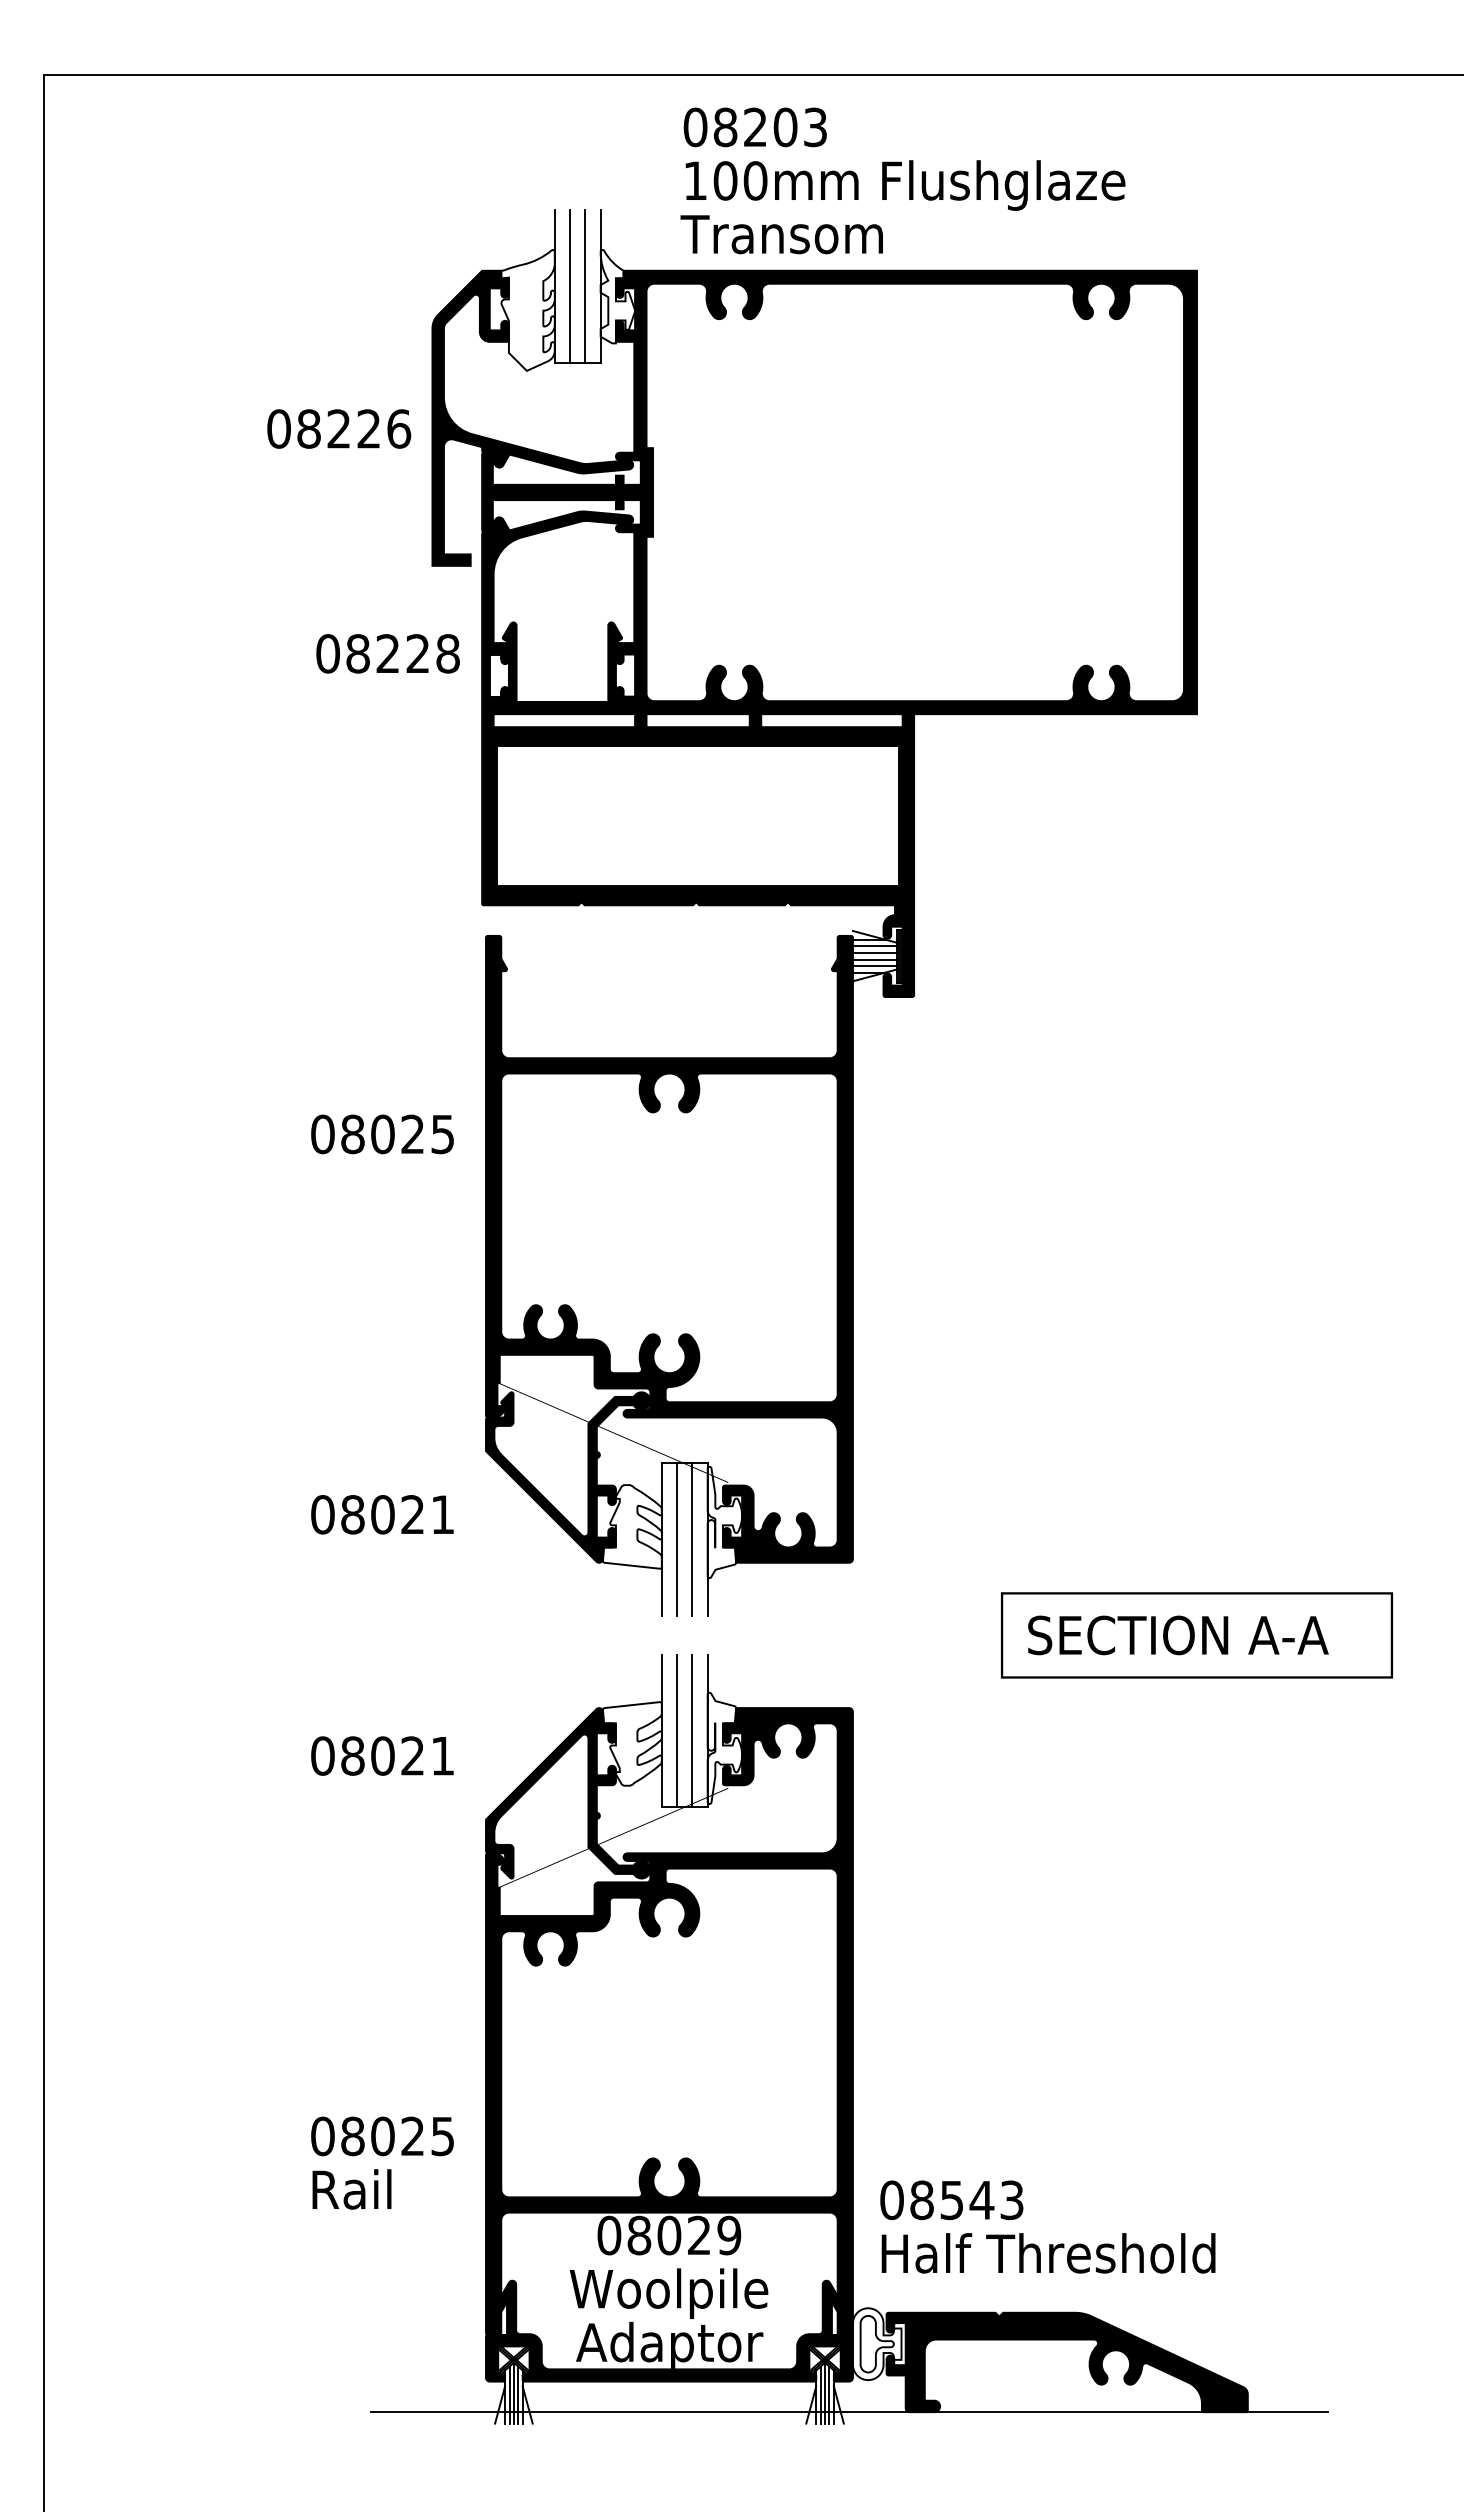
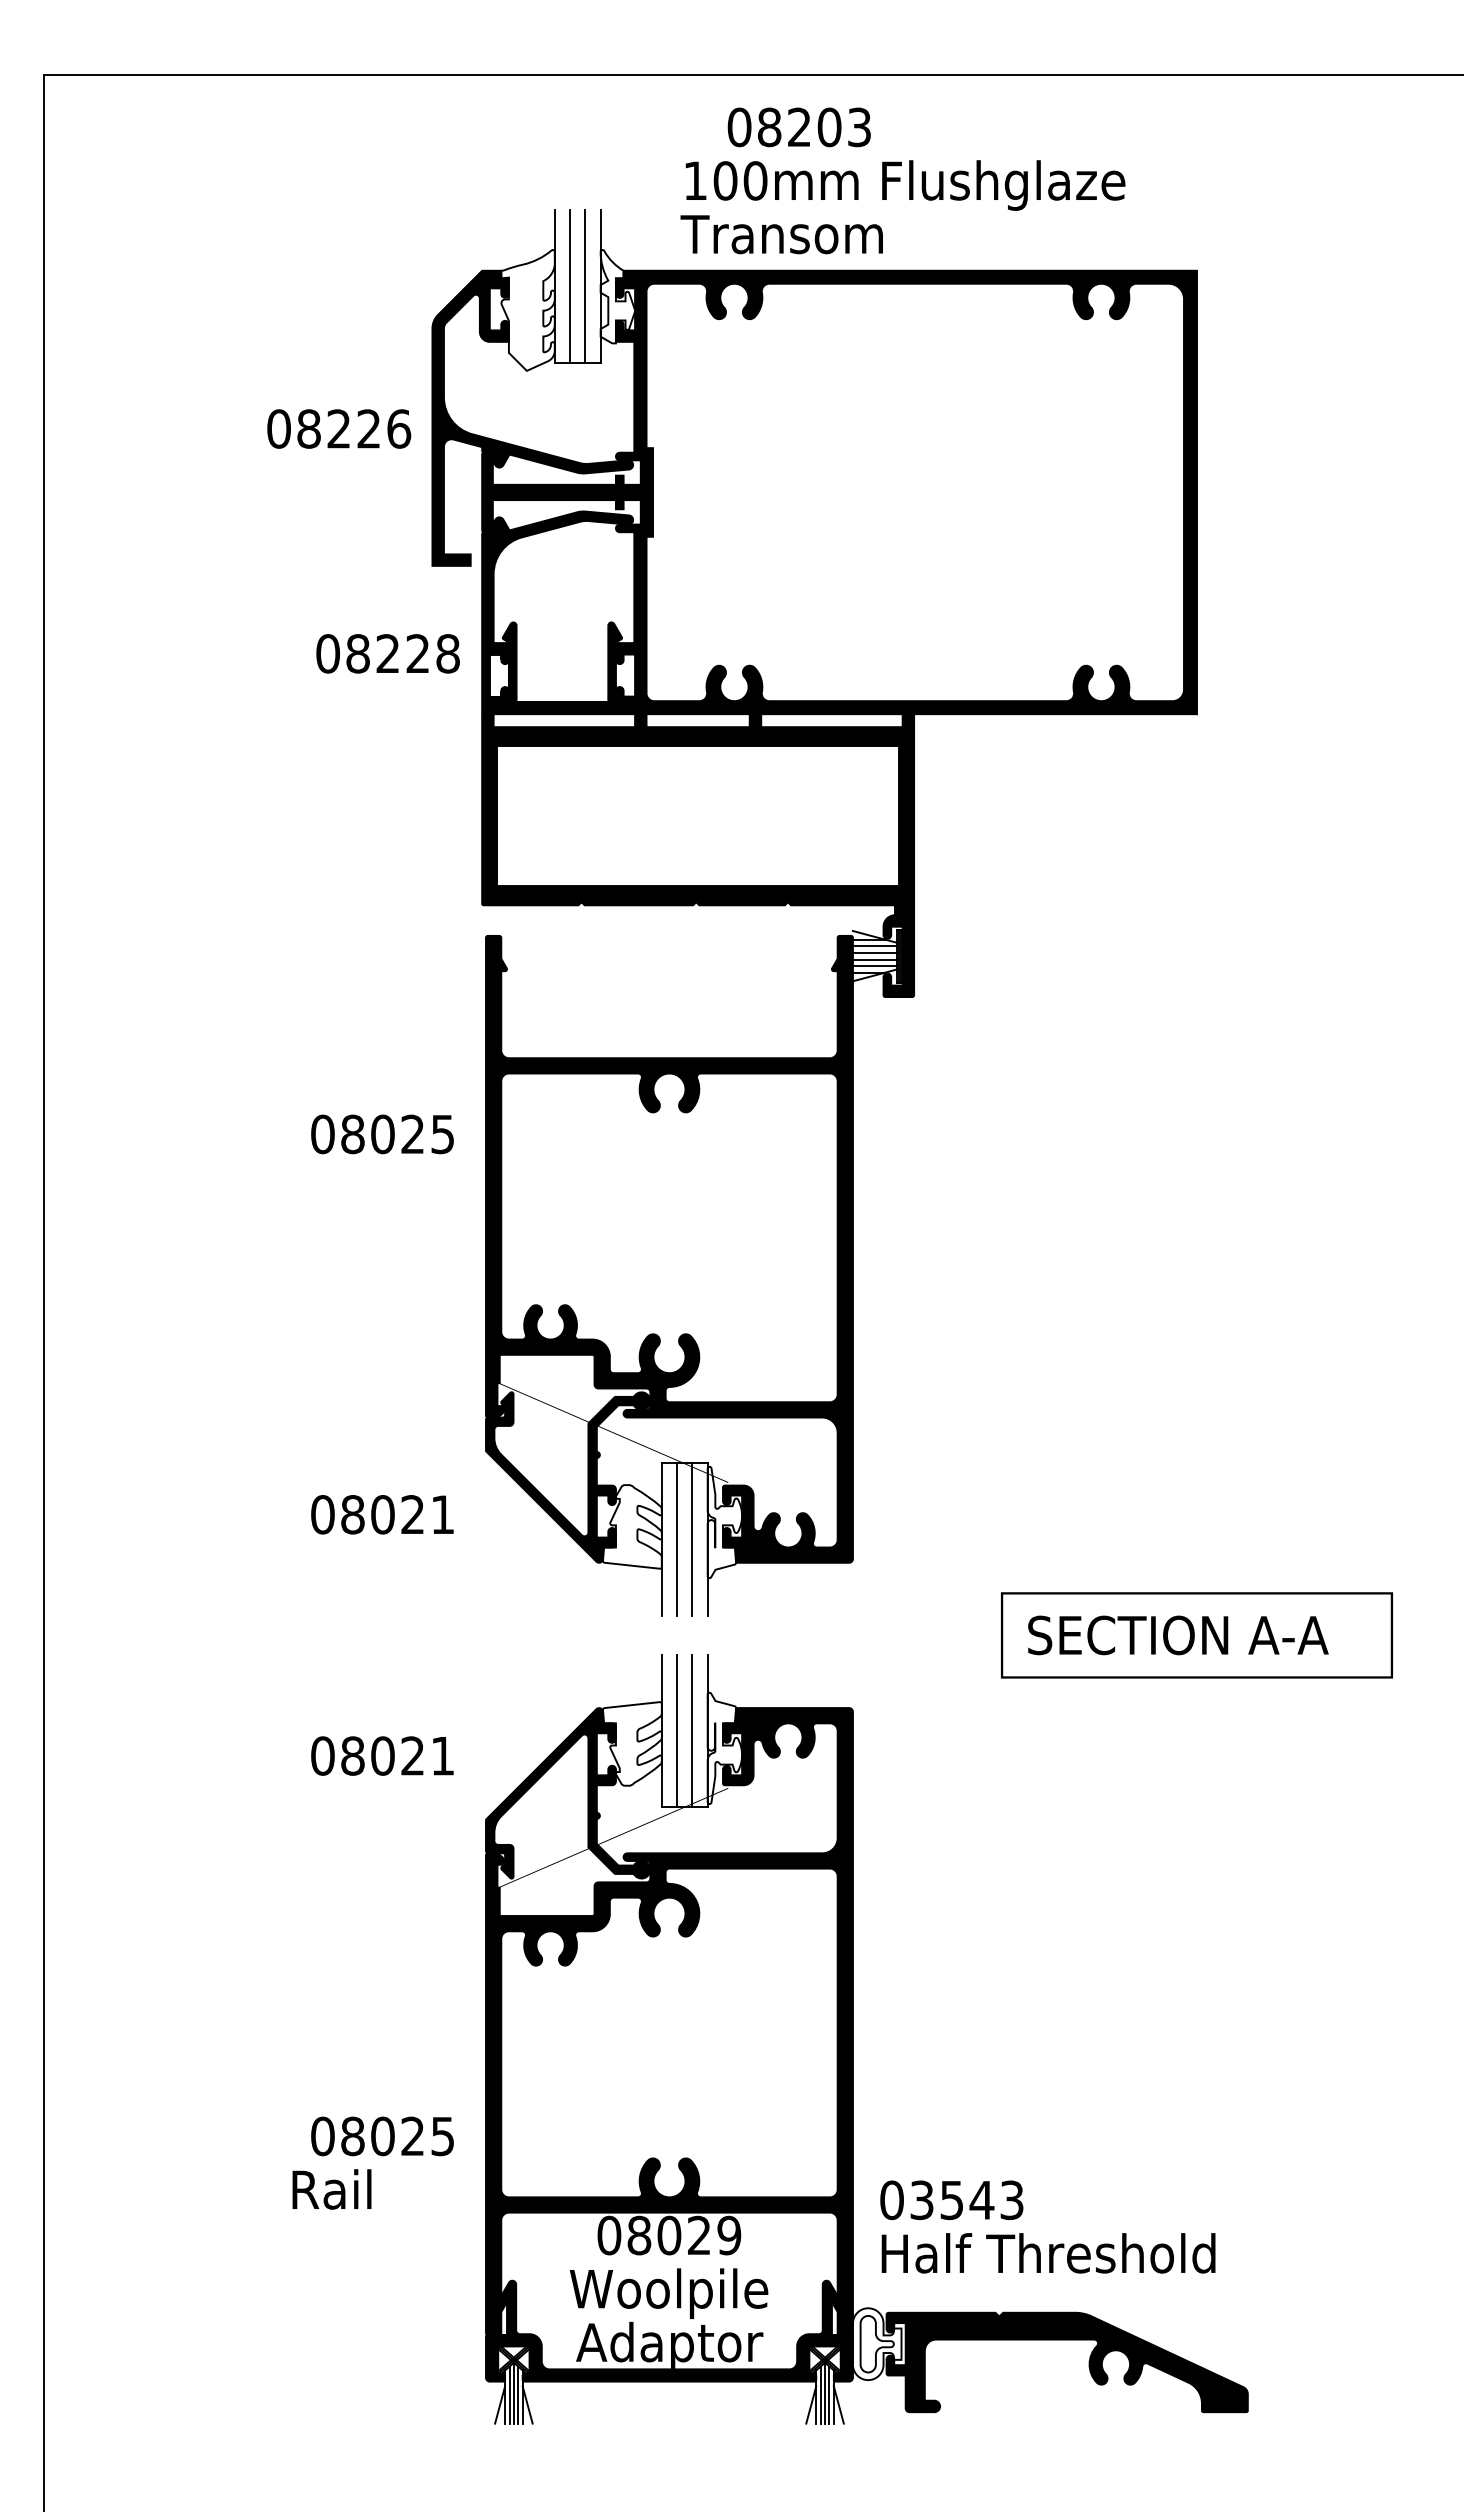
text position: (754, 127) -> (798, 127) (798, 127)
text position: (351, 2189) -> (331, 2189) (331, 2189)
text: 08543 -> 03543 (921, 2200)
line: present -> none (849, 2412)
